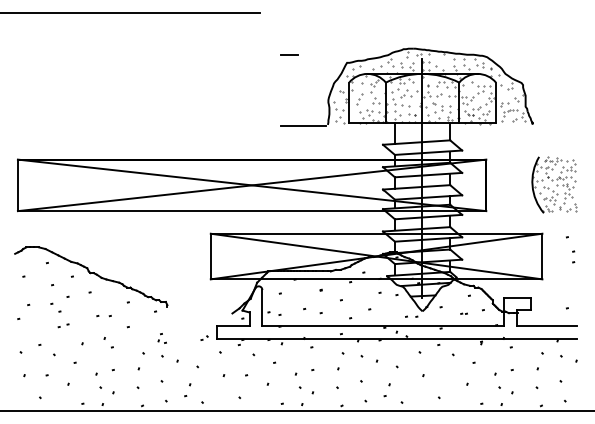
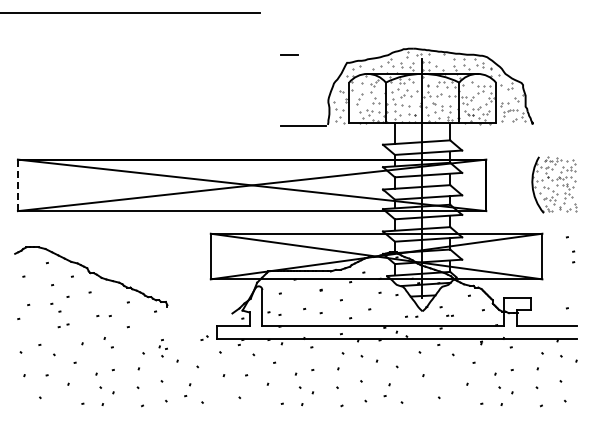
line: solid -> dashed (17, 185)
part position: (463, 313) -> (449, 315) (449, 315)
part position: (161, 338) -> (162, 344) (162, 344)
line: present -> none (296, 411)
